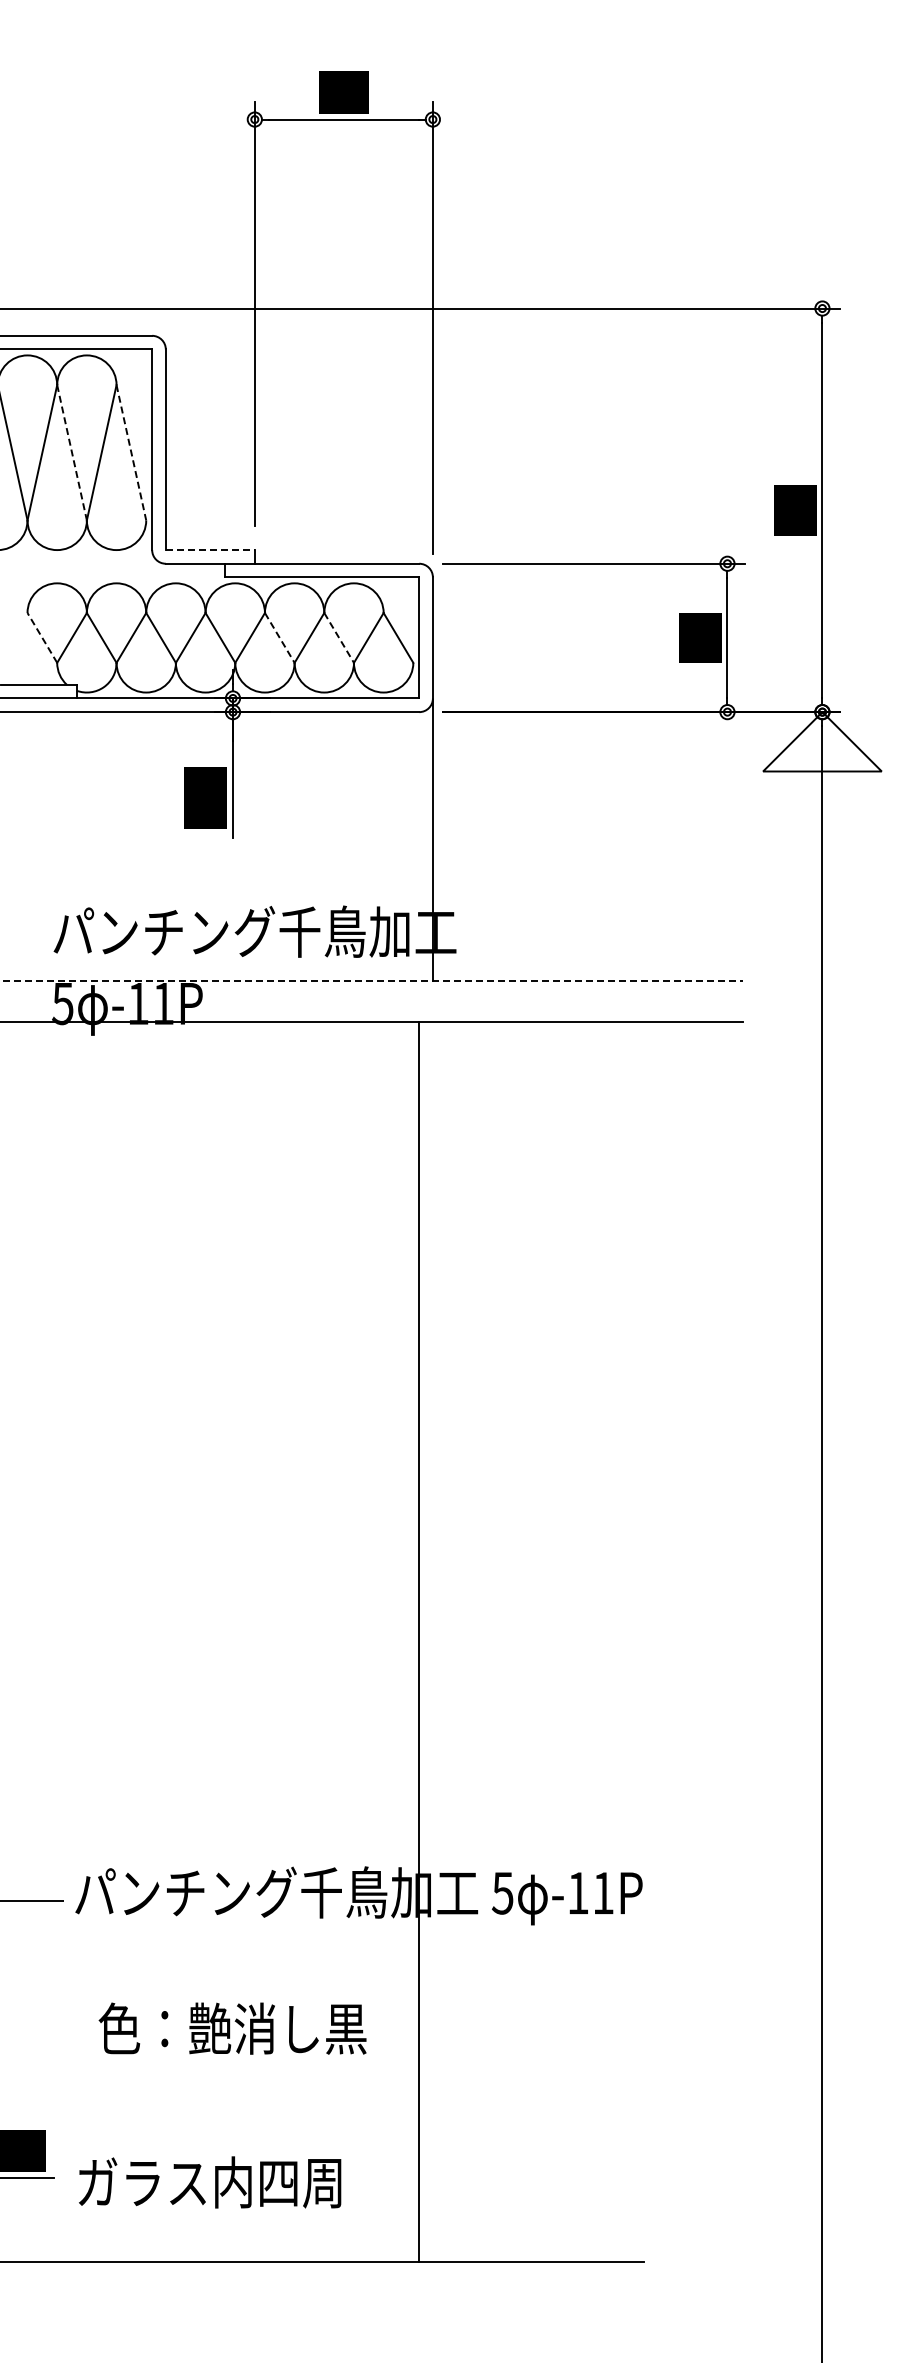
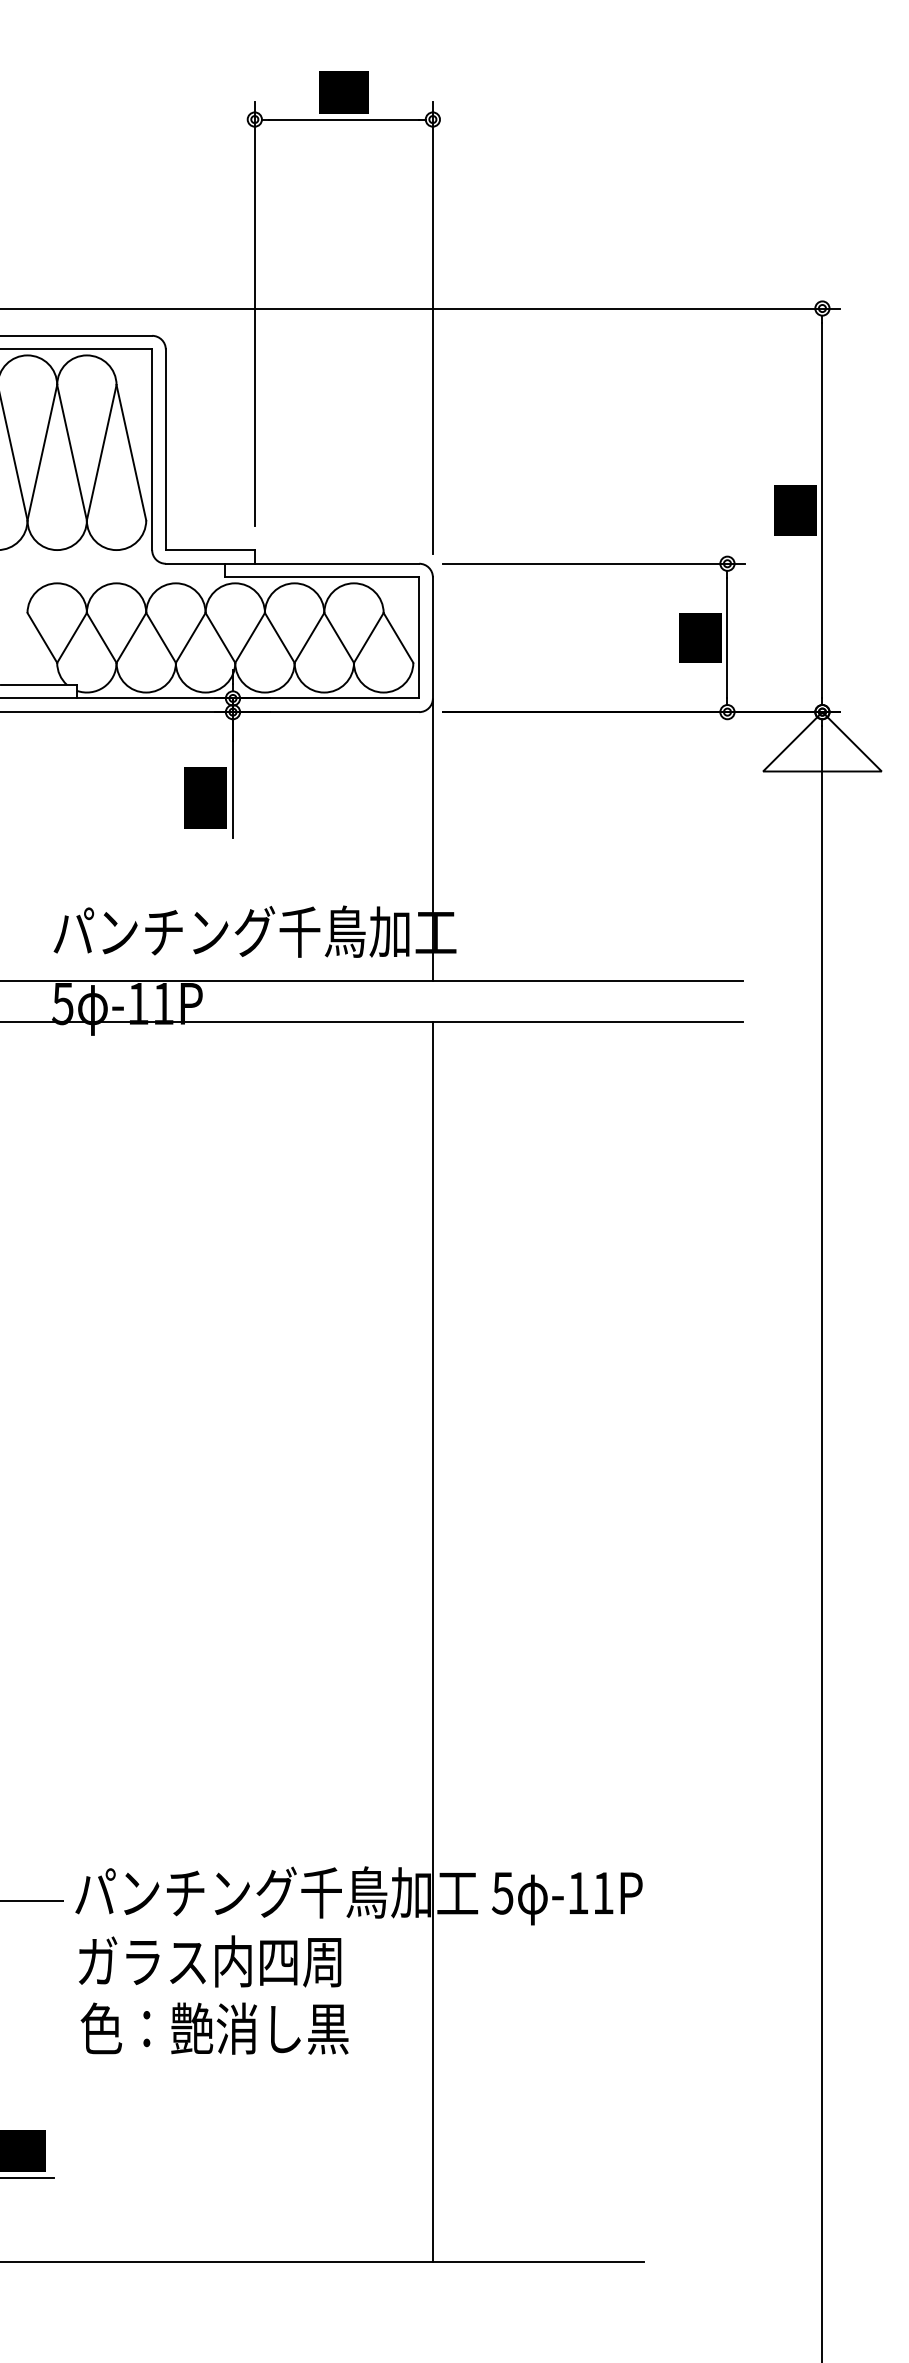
line: dashed -> solid (72, 453)
line: dashed -> solid (131, 453)
line: dashed -> solid (210, 550)
line: dashed -> solid (42, 637)
line: dashed -> solid (280, 638)
line: dashed -> solid (339, 638)
line: dashed -> solid (371, 980)
line position: (418, 1642) -> (432, 1642) (432, 1642)
text position: (232, 2028) -> (214, 2028) (214, 2028)
text position: (210, 2182) -> (210, 1961) (210, 1961)
